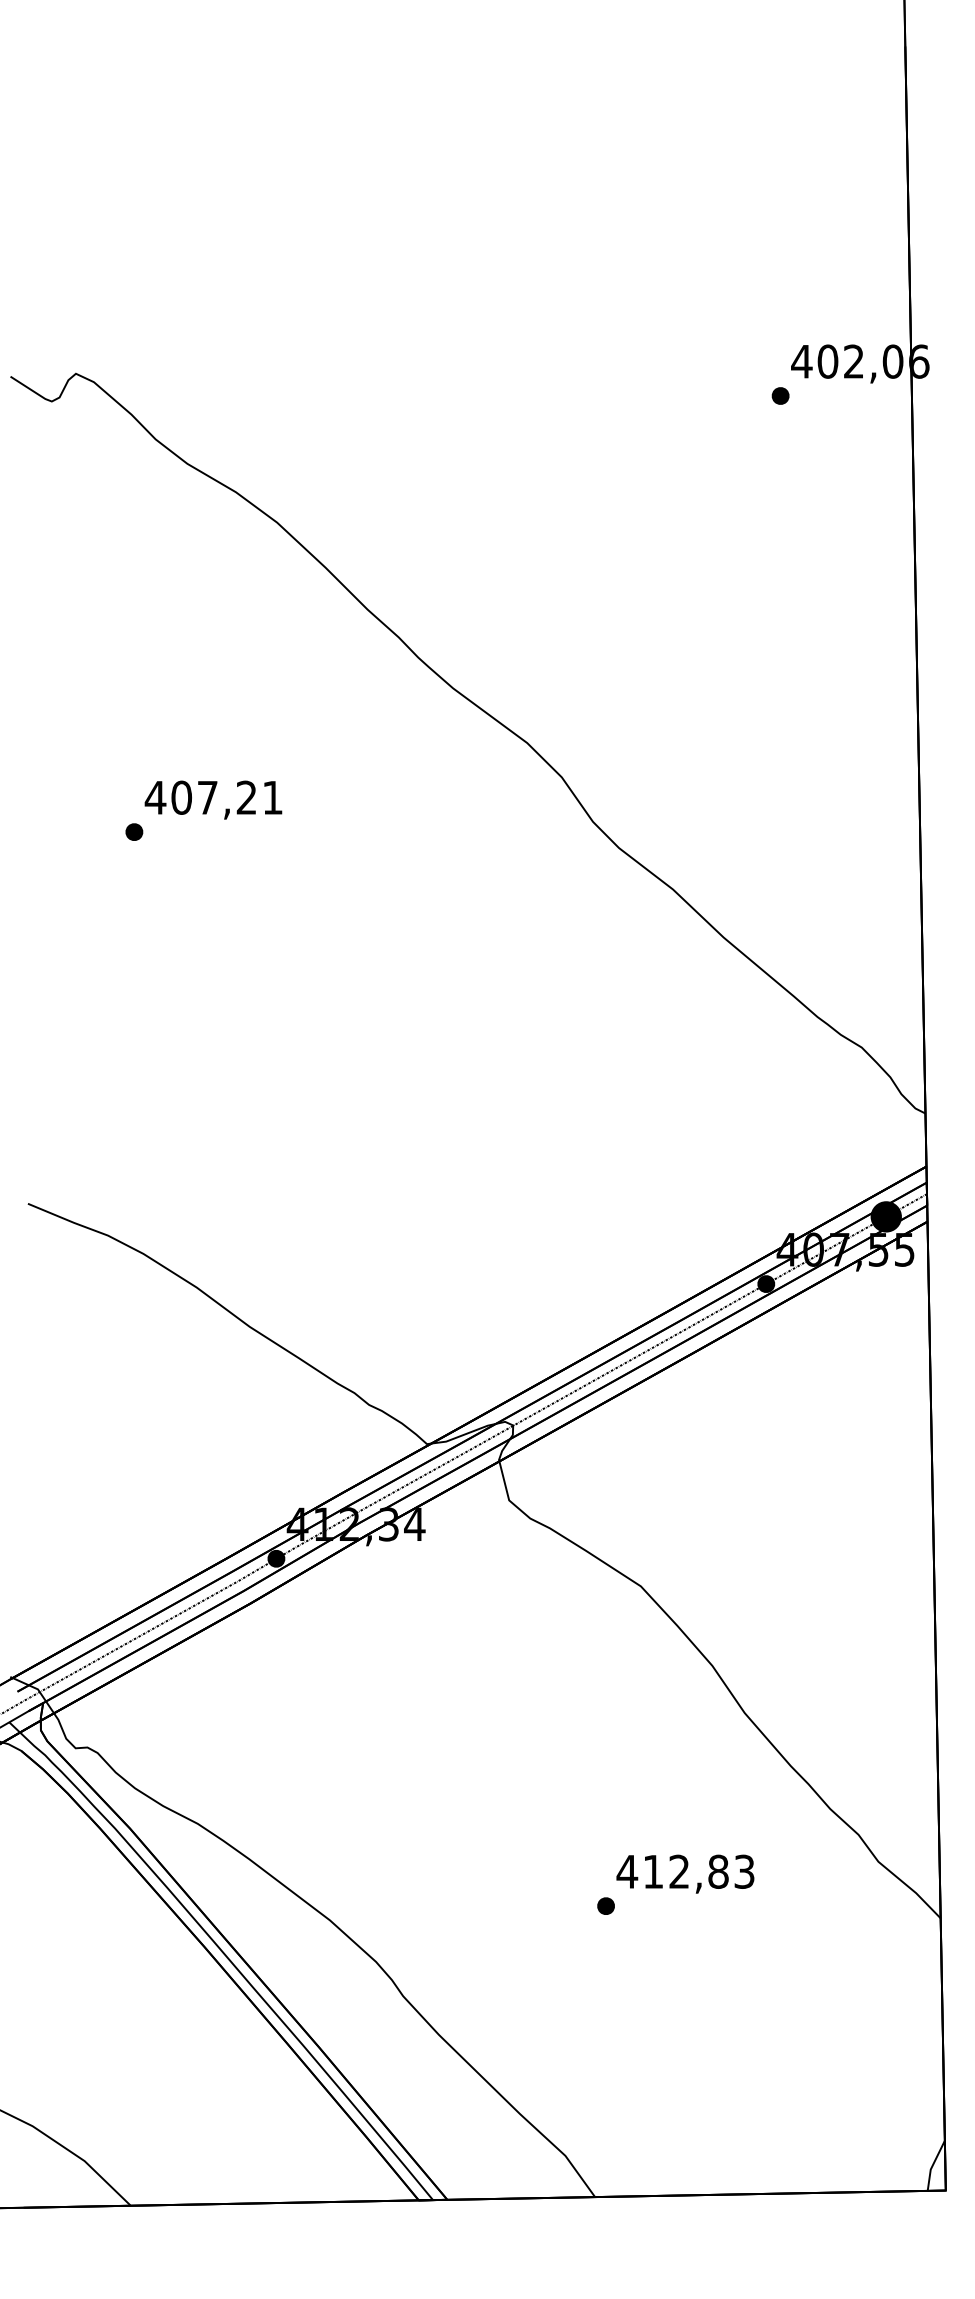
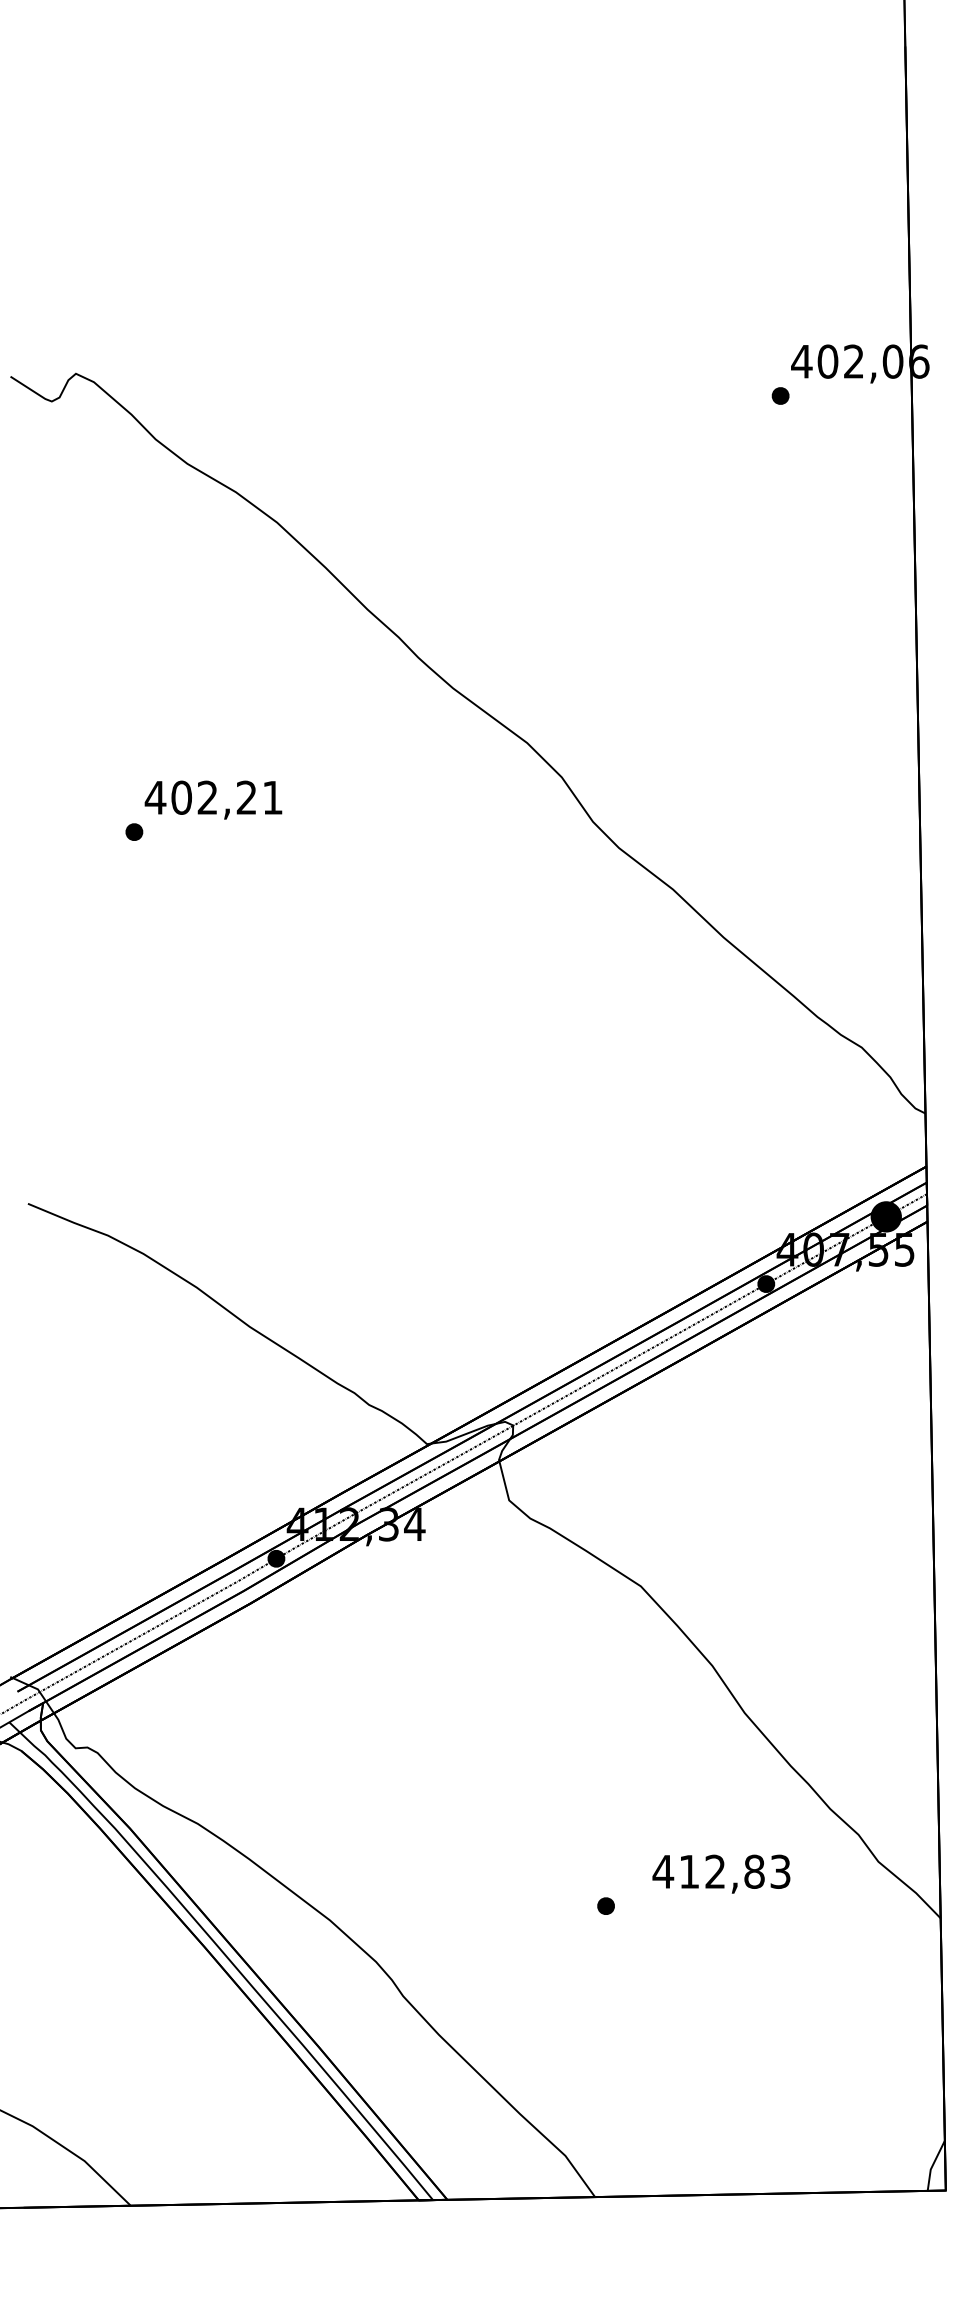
text: 407,21 -> 402,21 (207, 797)
text position: (685, 1873) -> (721, 1873) (721, 1873)
